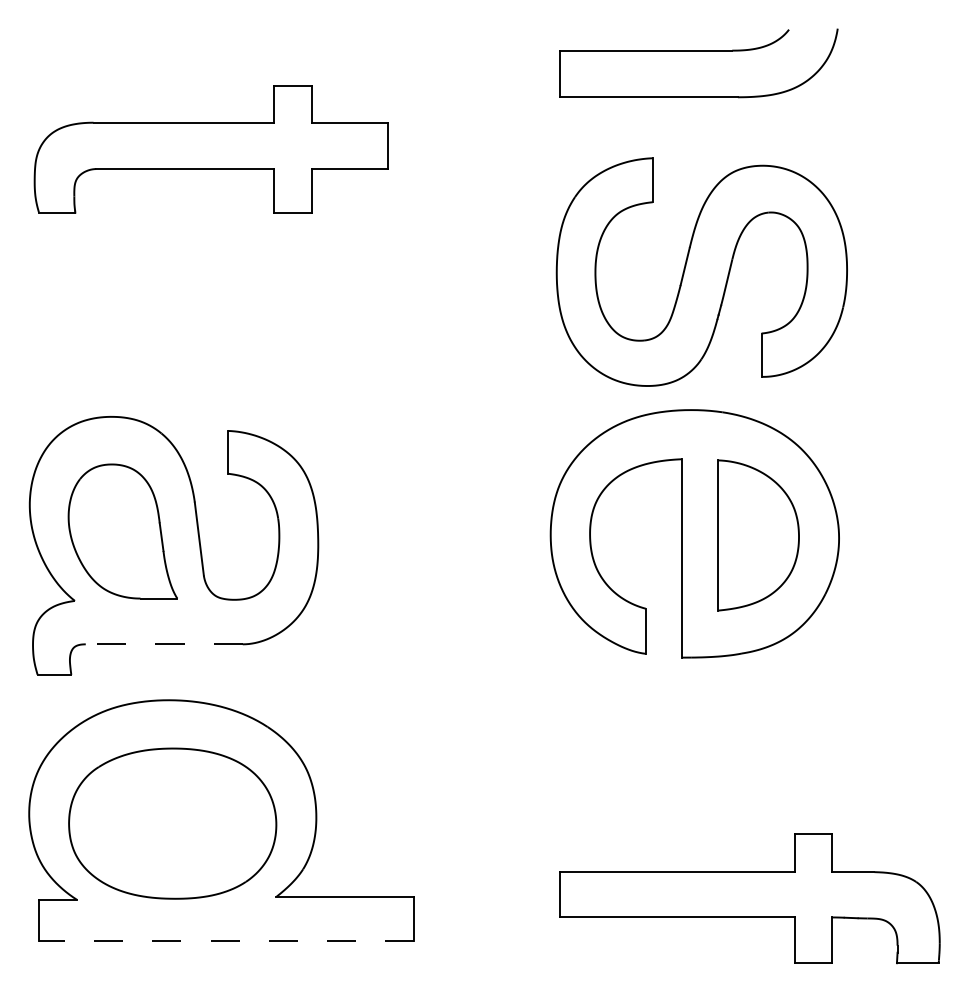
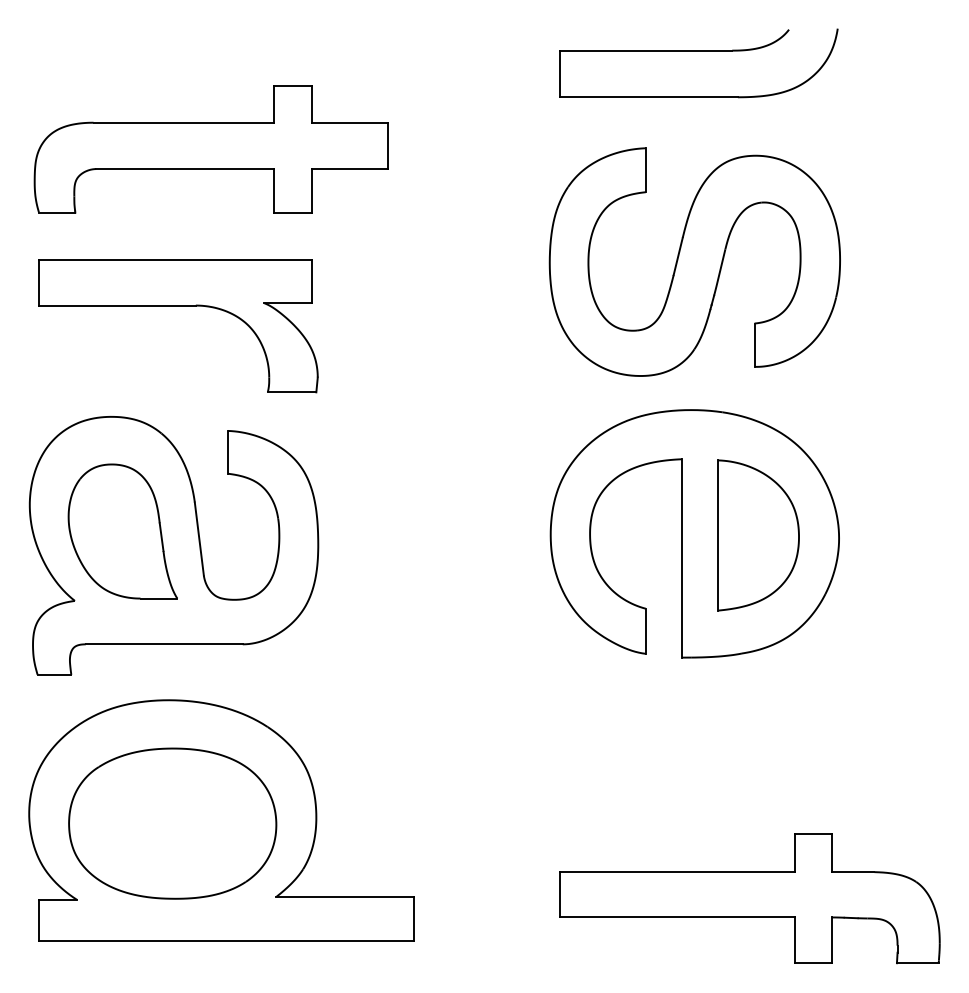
part position: (701, 271) -> (694, 261) (694, 261)
part: none -> present (178, 306)
line: dashed -> solid (164, 644)
line: dashed -> solid (226, 940)
